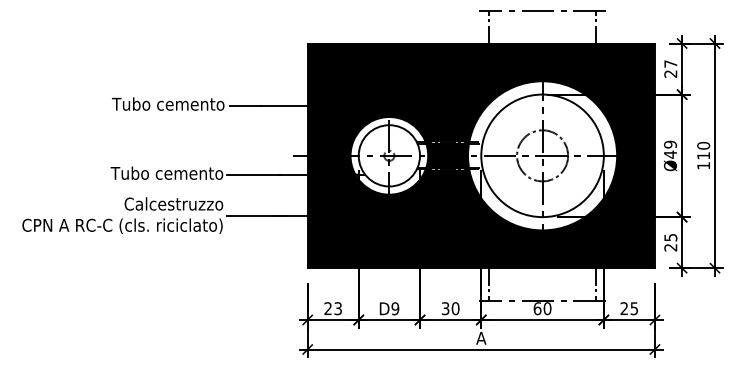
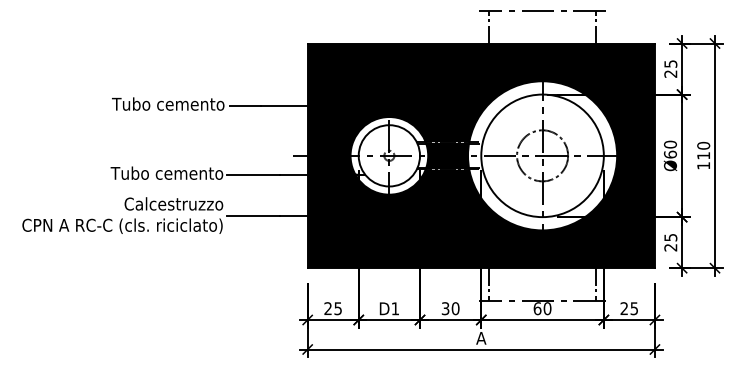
text: 27 -> 25 (670, 63)
text: Ø49 -> Ø60 (669, 149)
text: 23 -> 25 (337, 308)
text: D9 -> D1 (395, 308)
